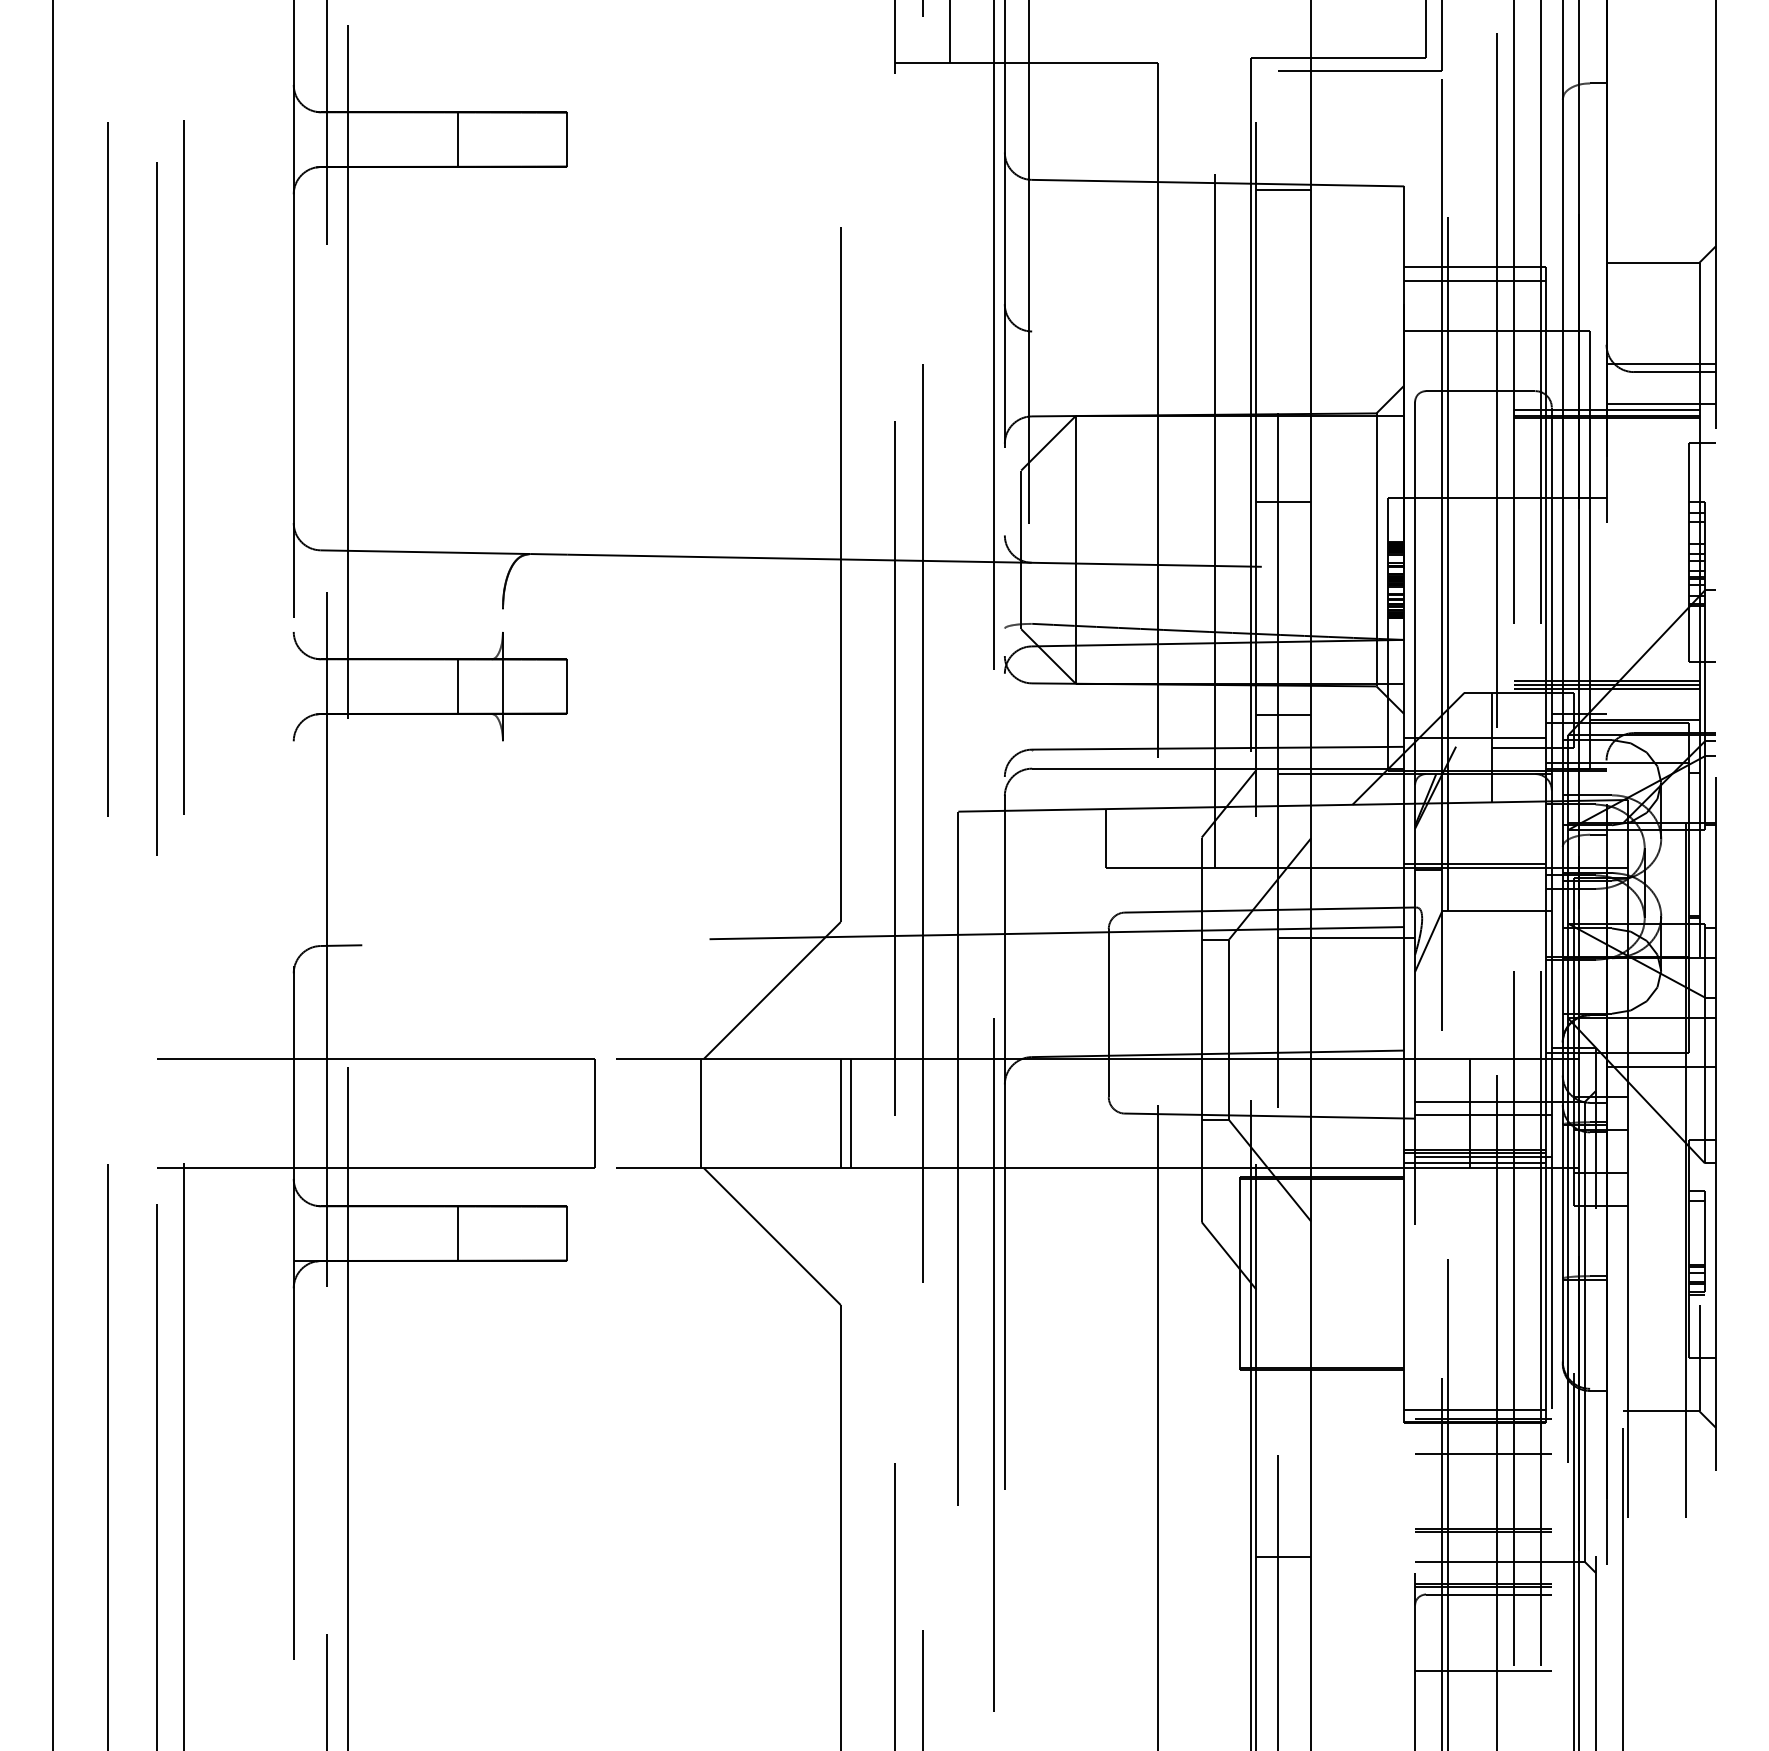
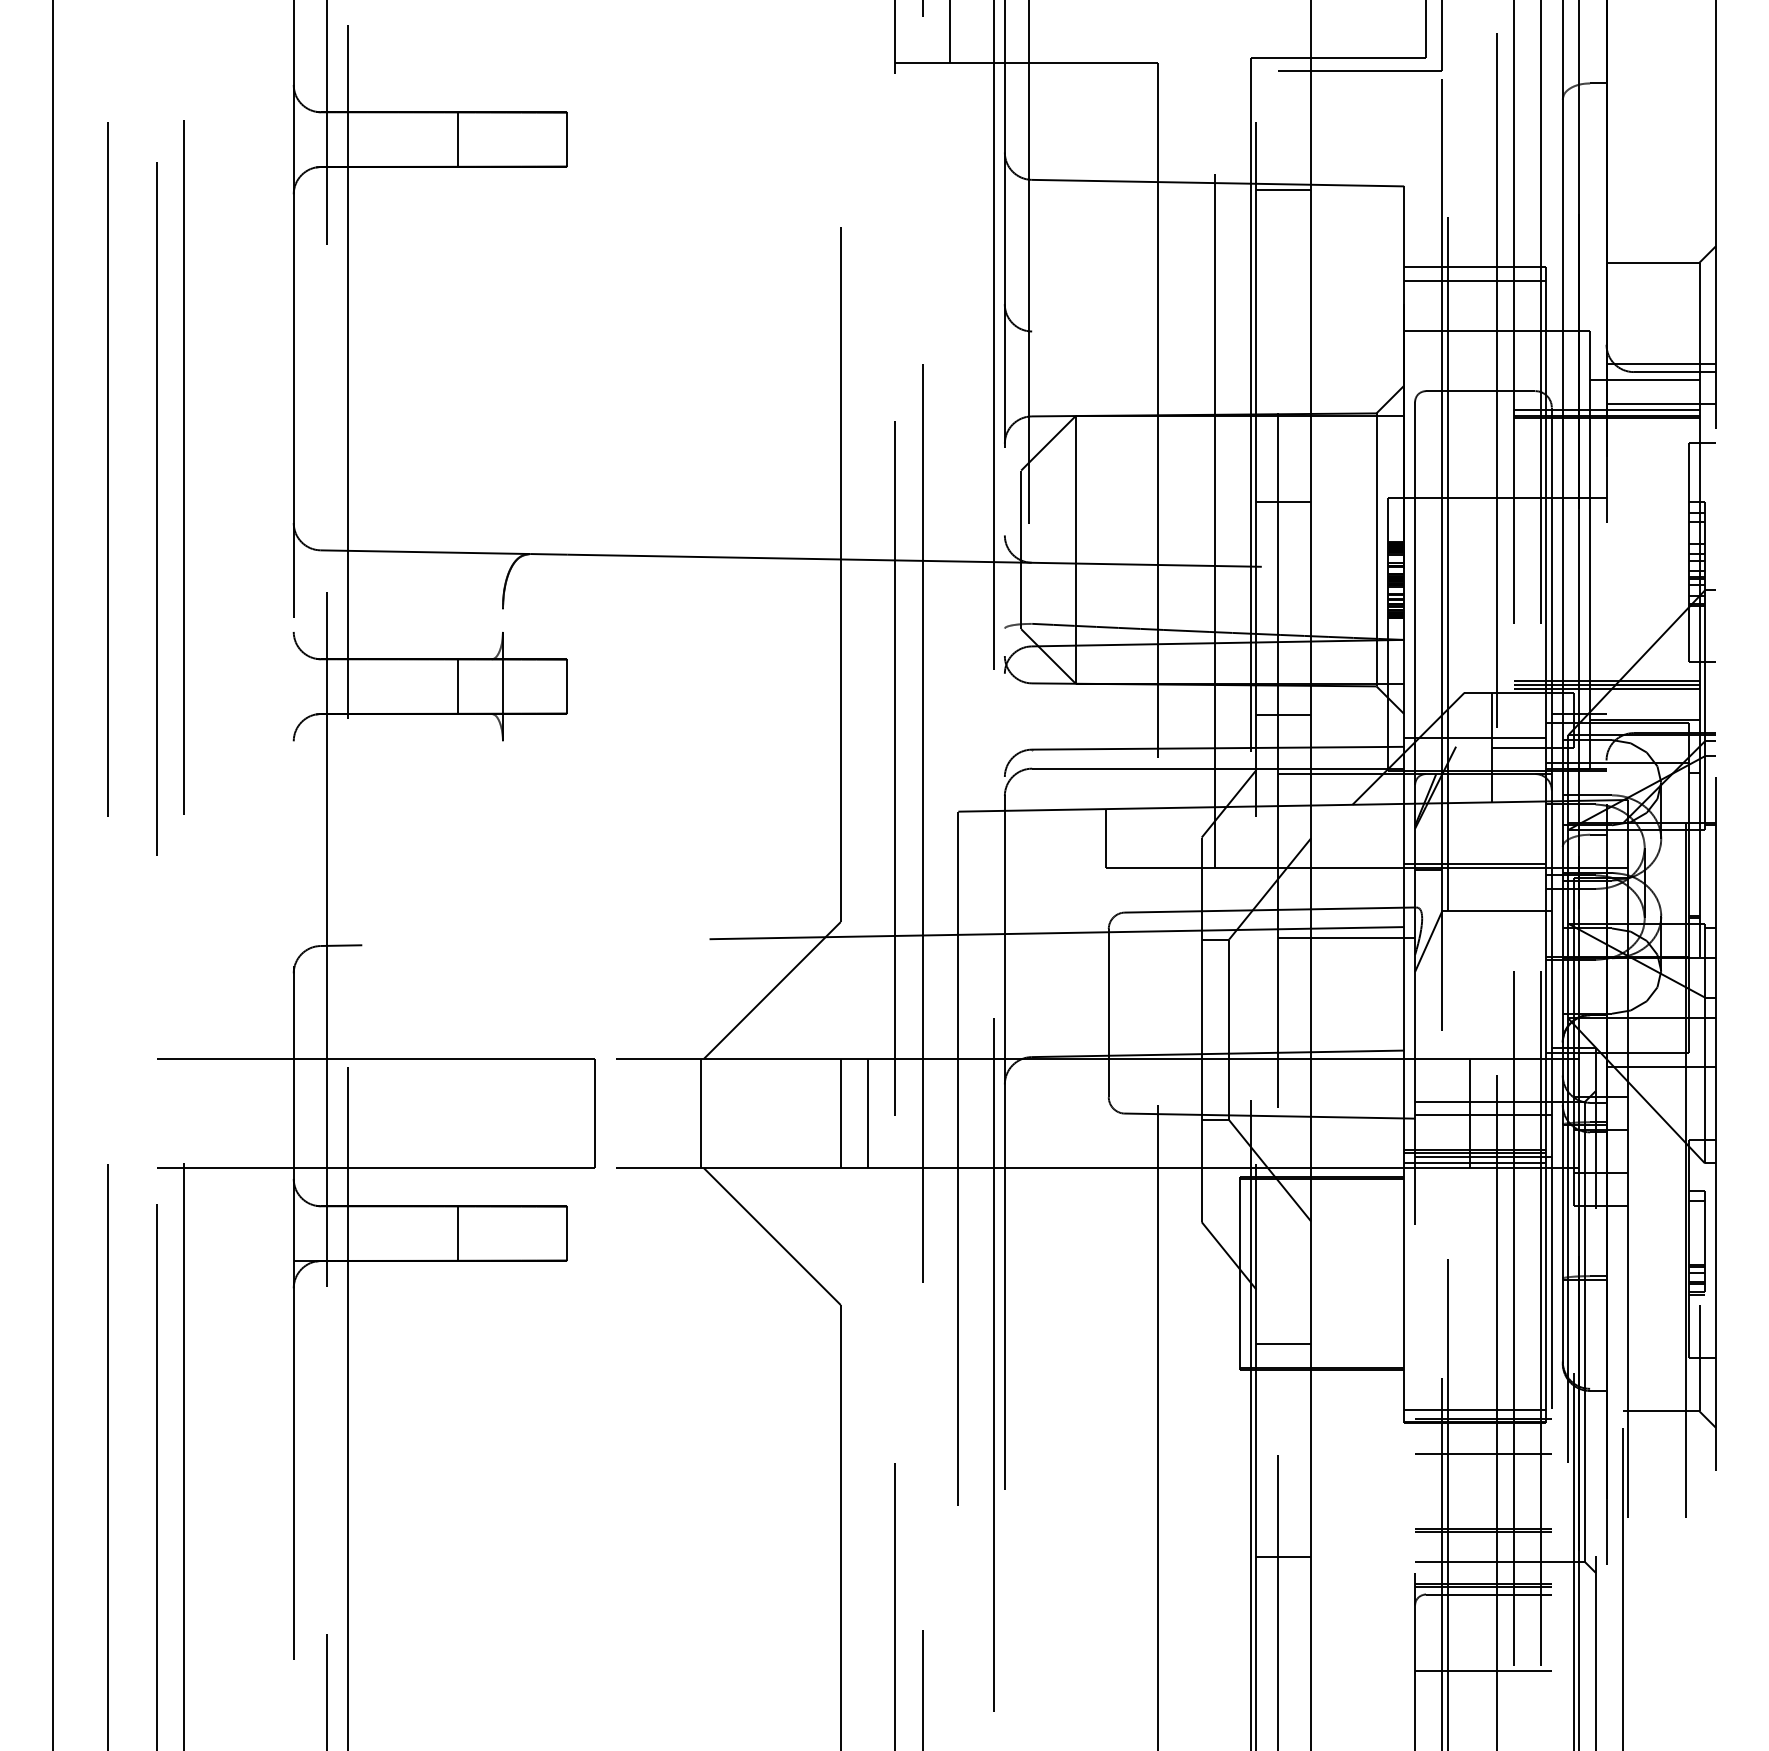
line: none -> present (1644, 380)
line position: (851, 1113) -> (868, 1113) (868, 1113)
line: none -> present (1283, 1344)
